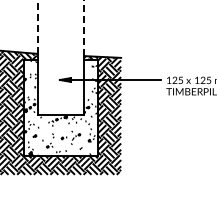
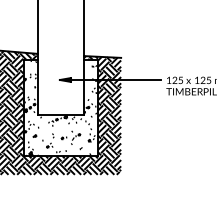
line: dashed -> solid (37, 26)
line: dashed -> solid (83, 28)
